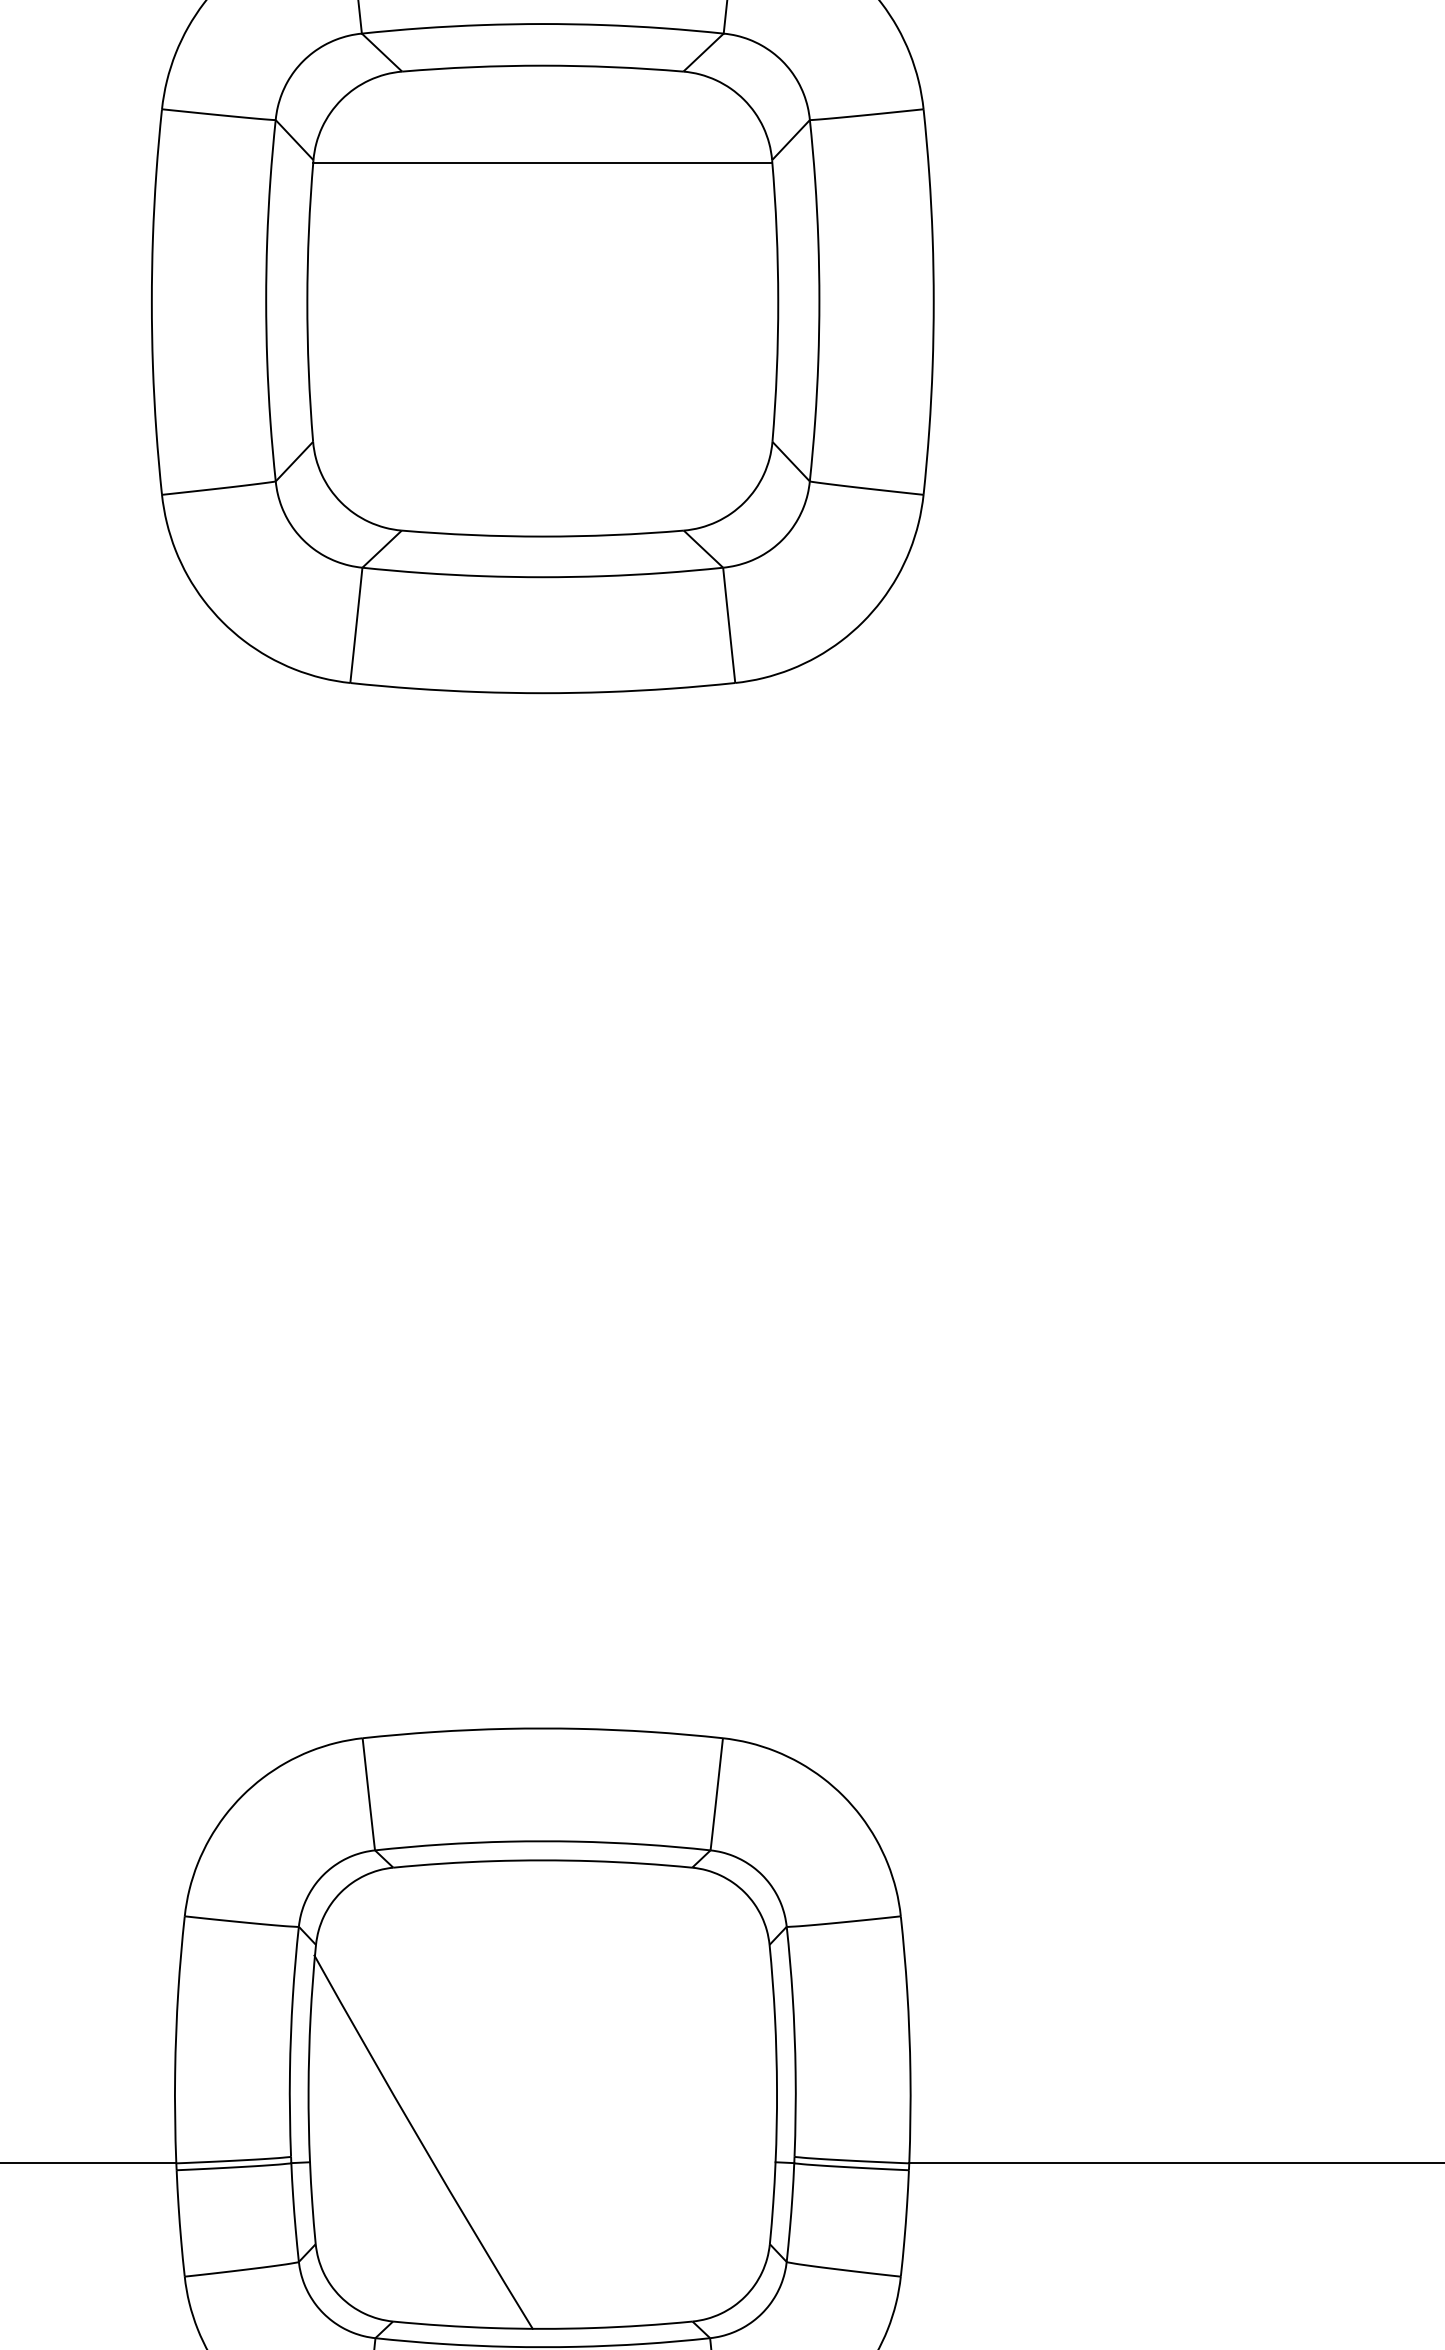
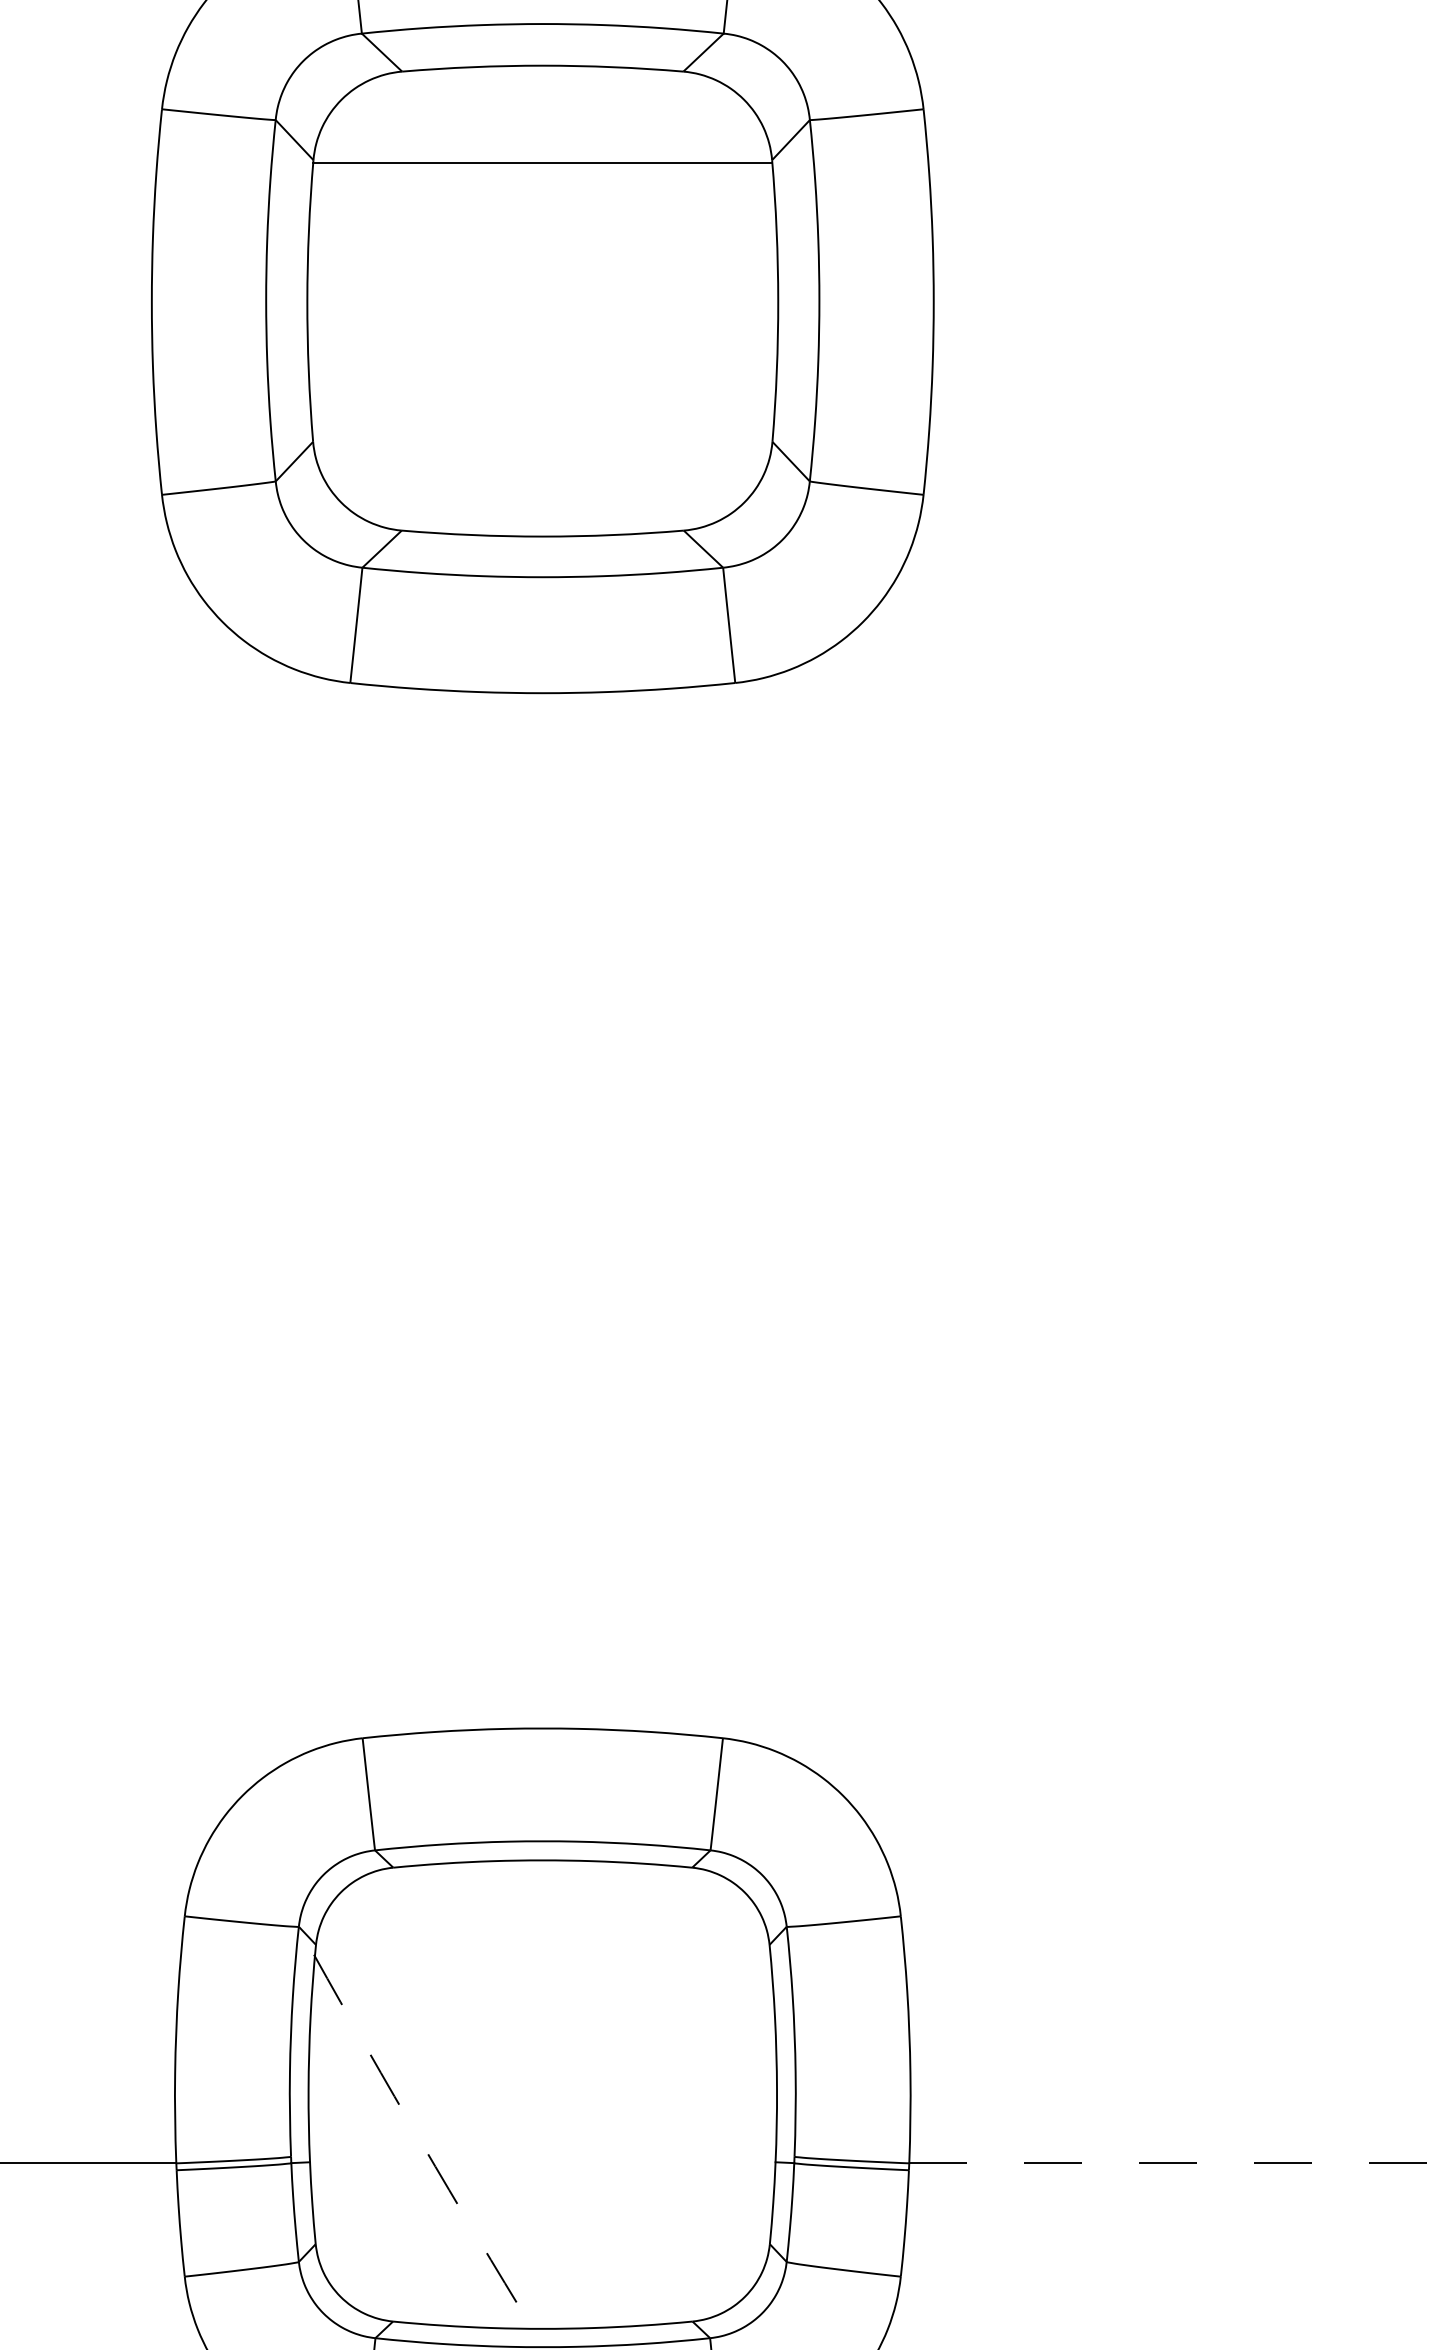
arc: solid -> dashed (421, 2143)
line: solid -> dashed (1177, 2163)
